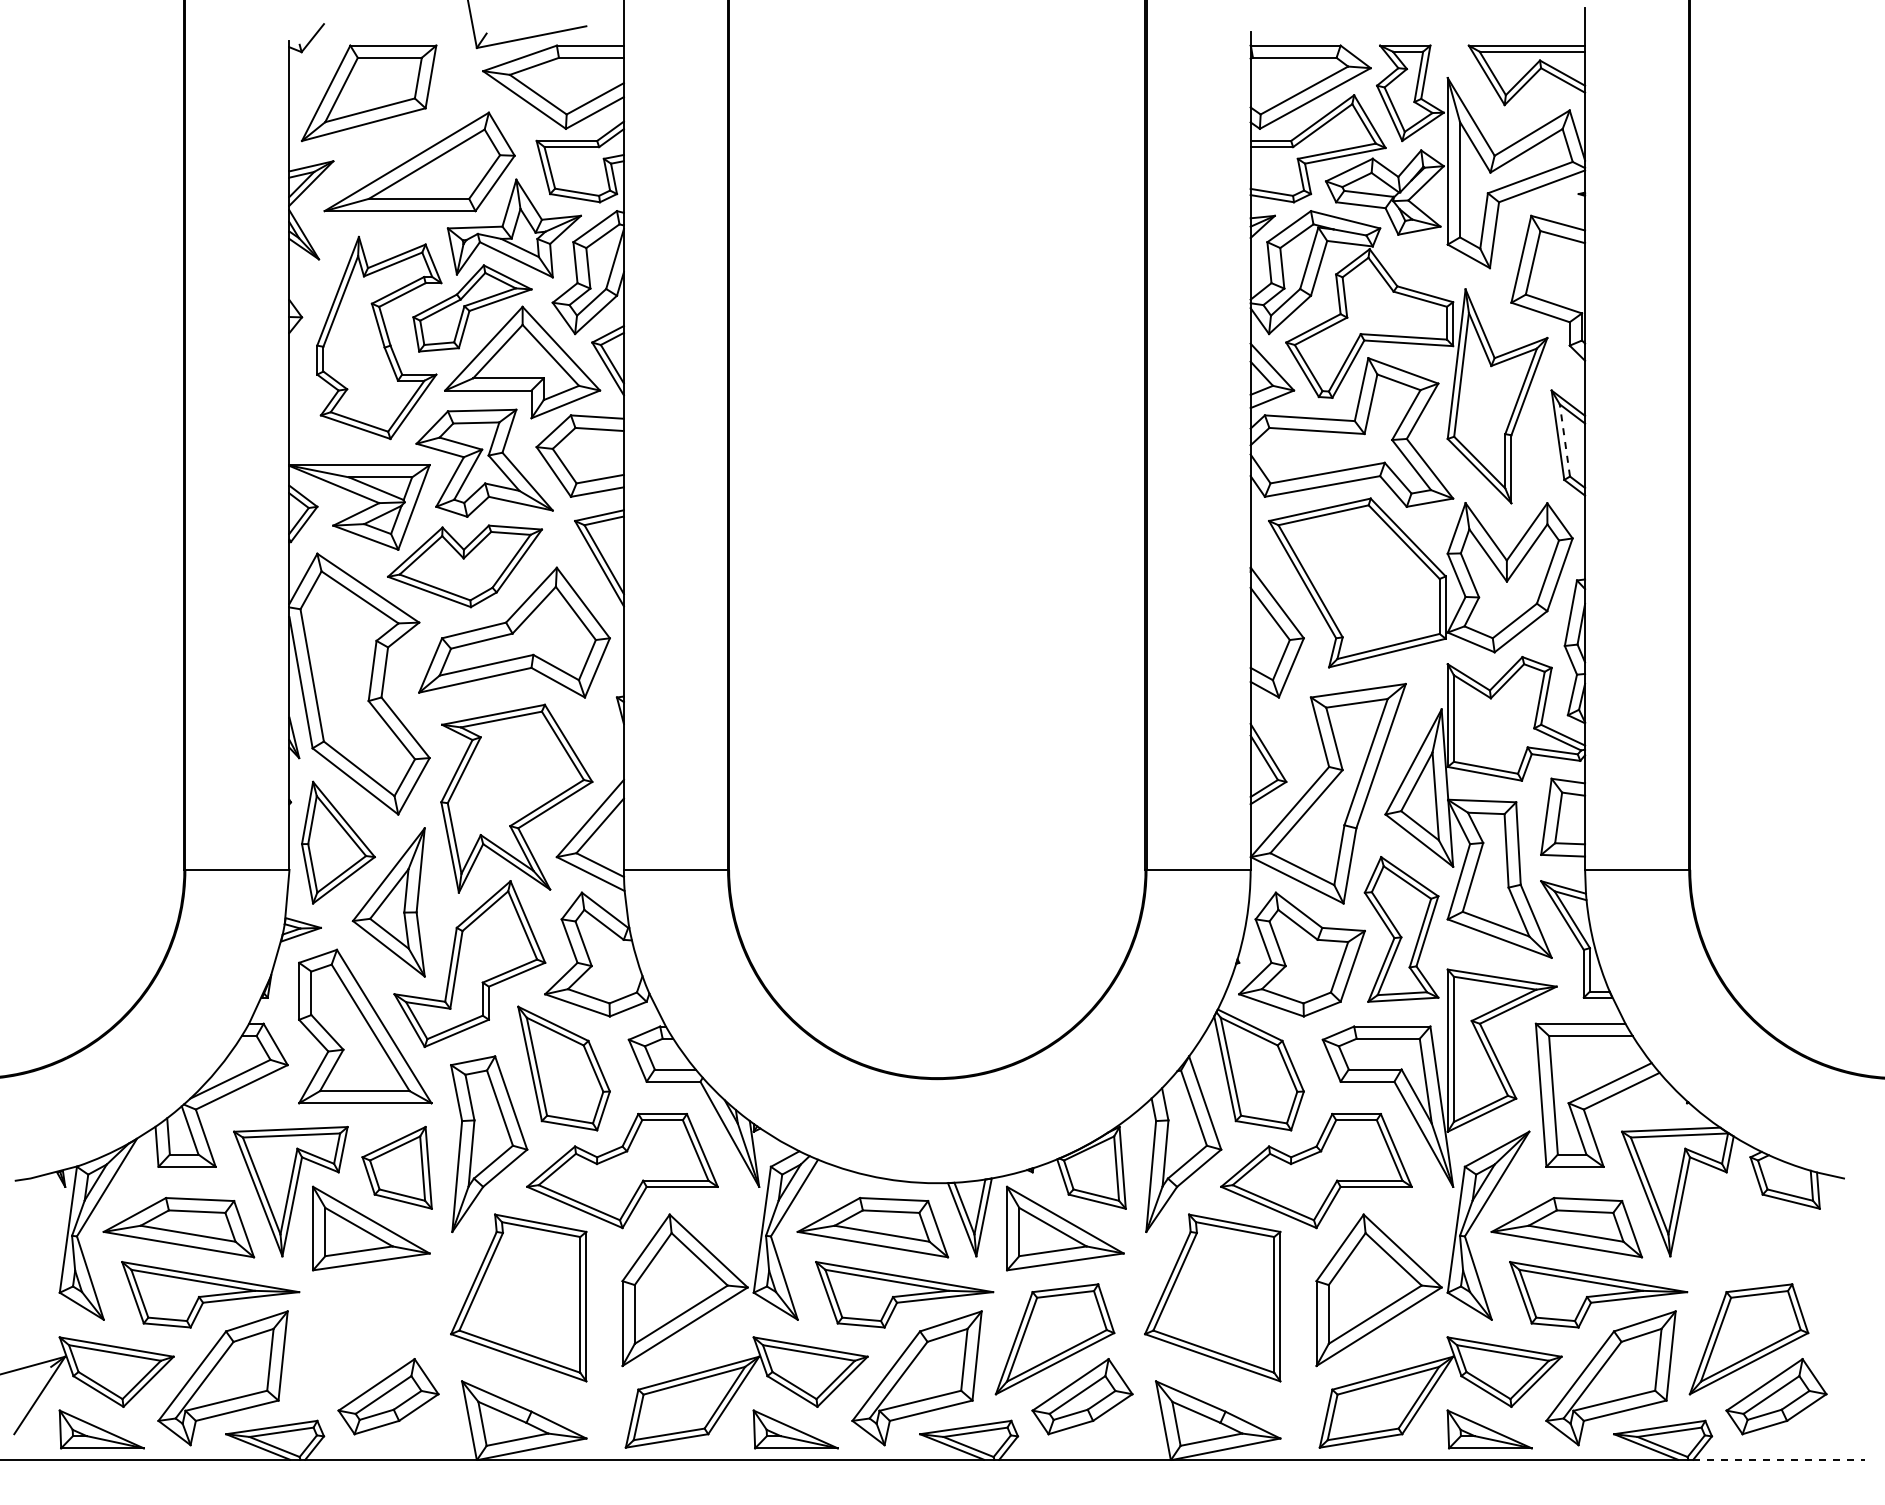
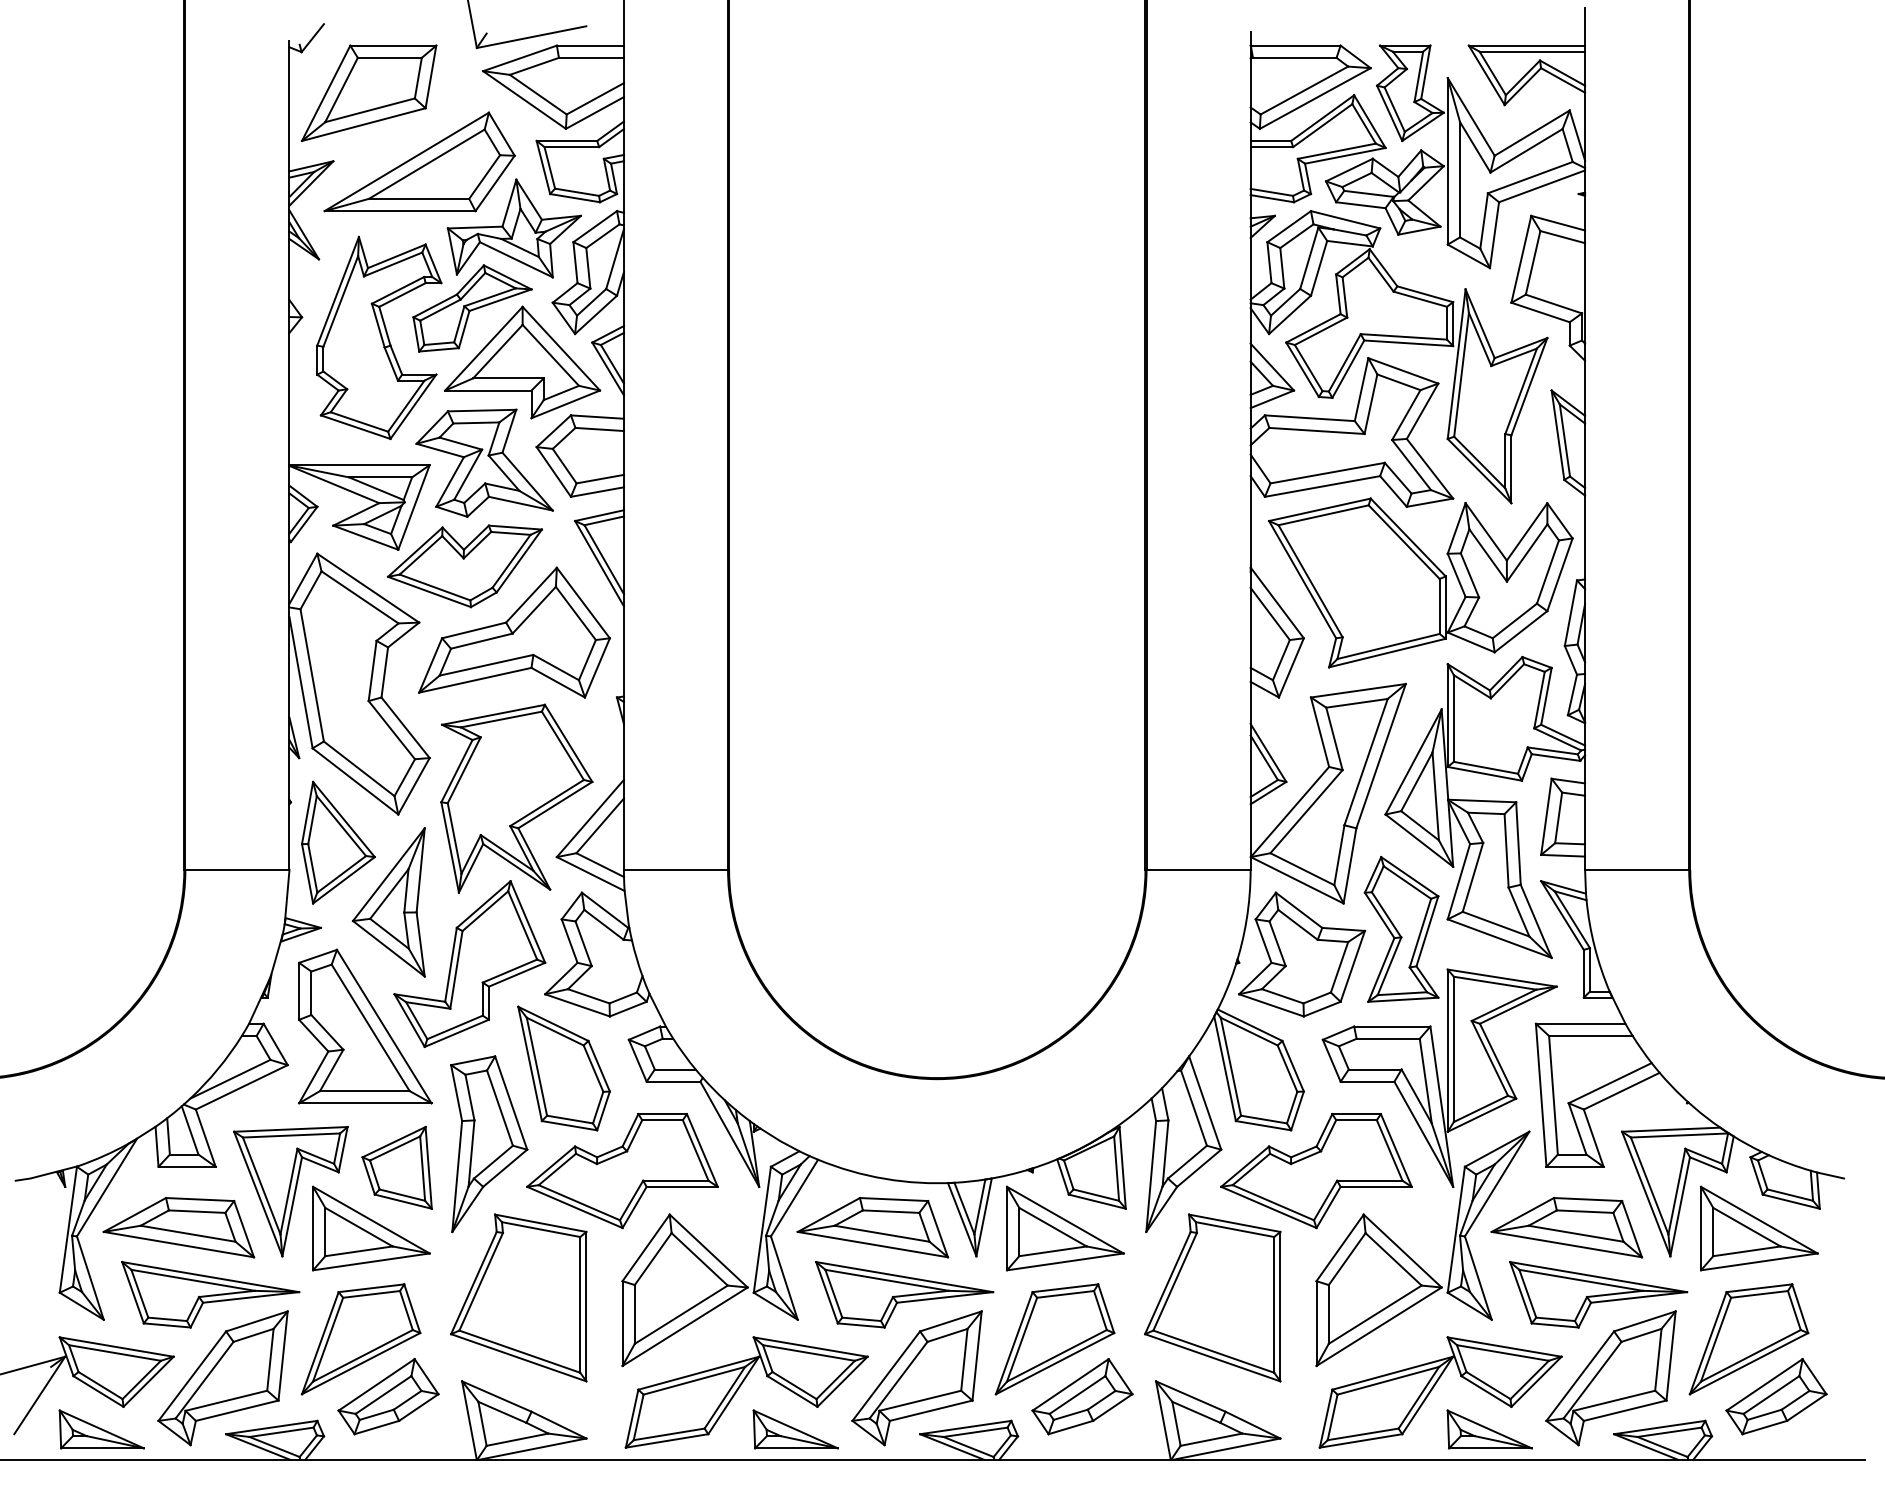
line: dashed -> solid (1564, 439)
part: none -> present (1759, 1228)
part: none -> present (360, 1339)
line: dashed -> solid (1779, 1459)
